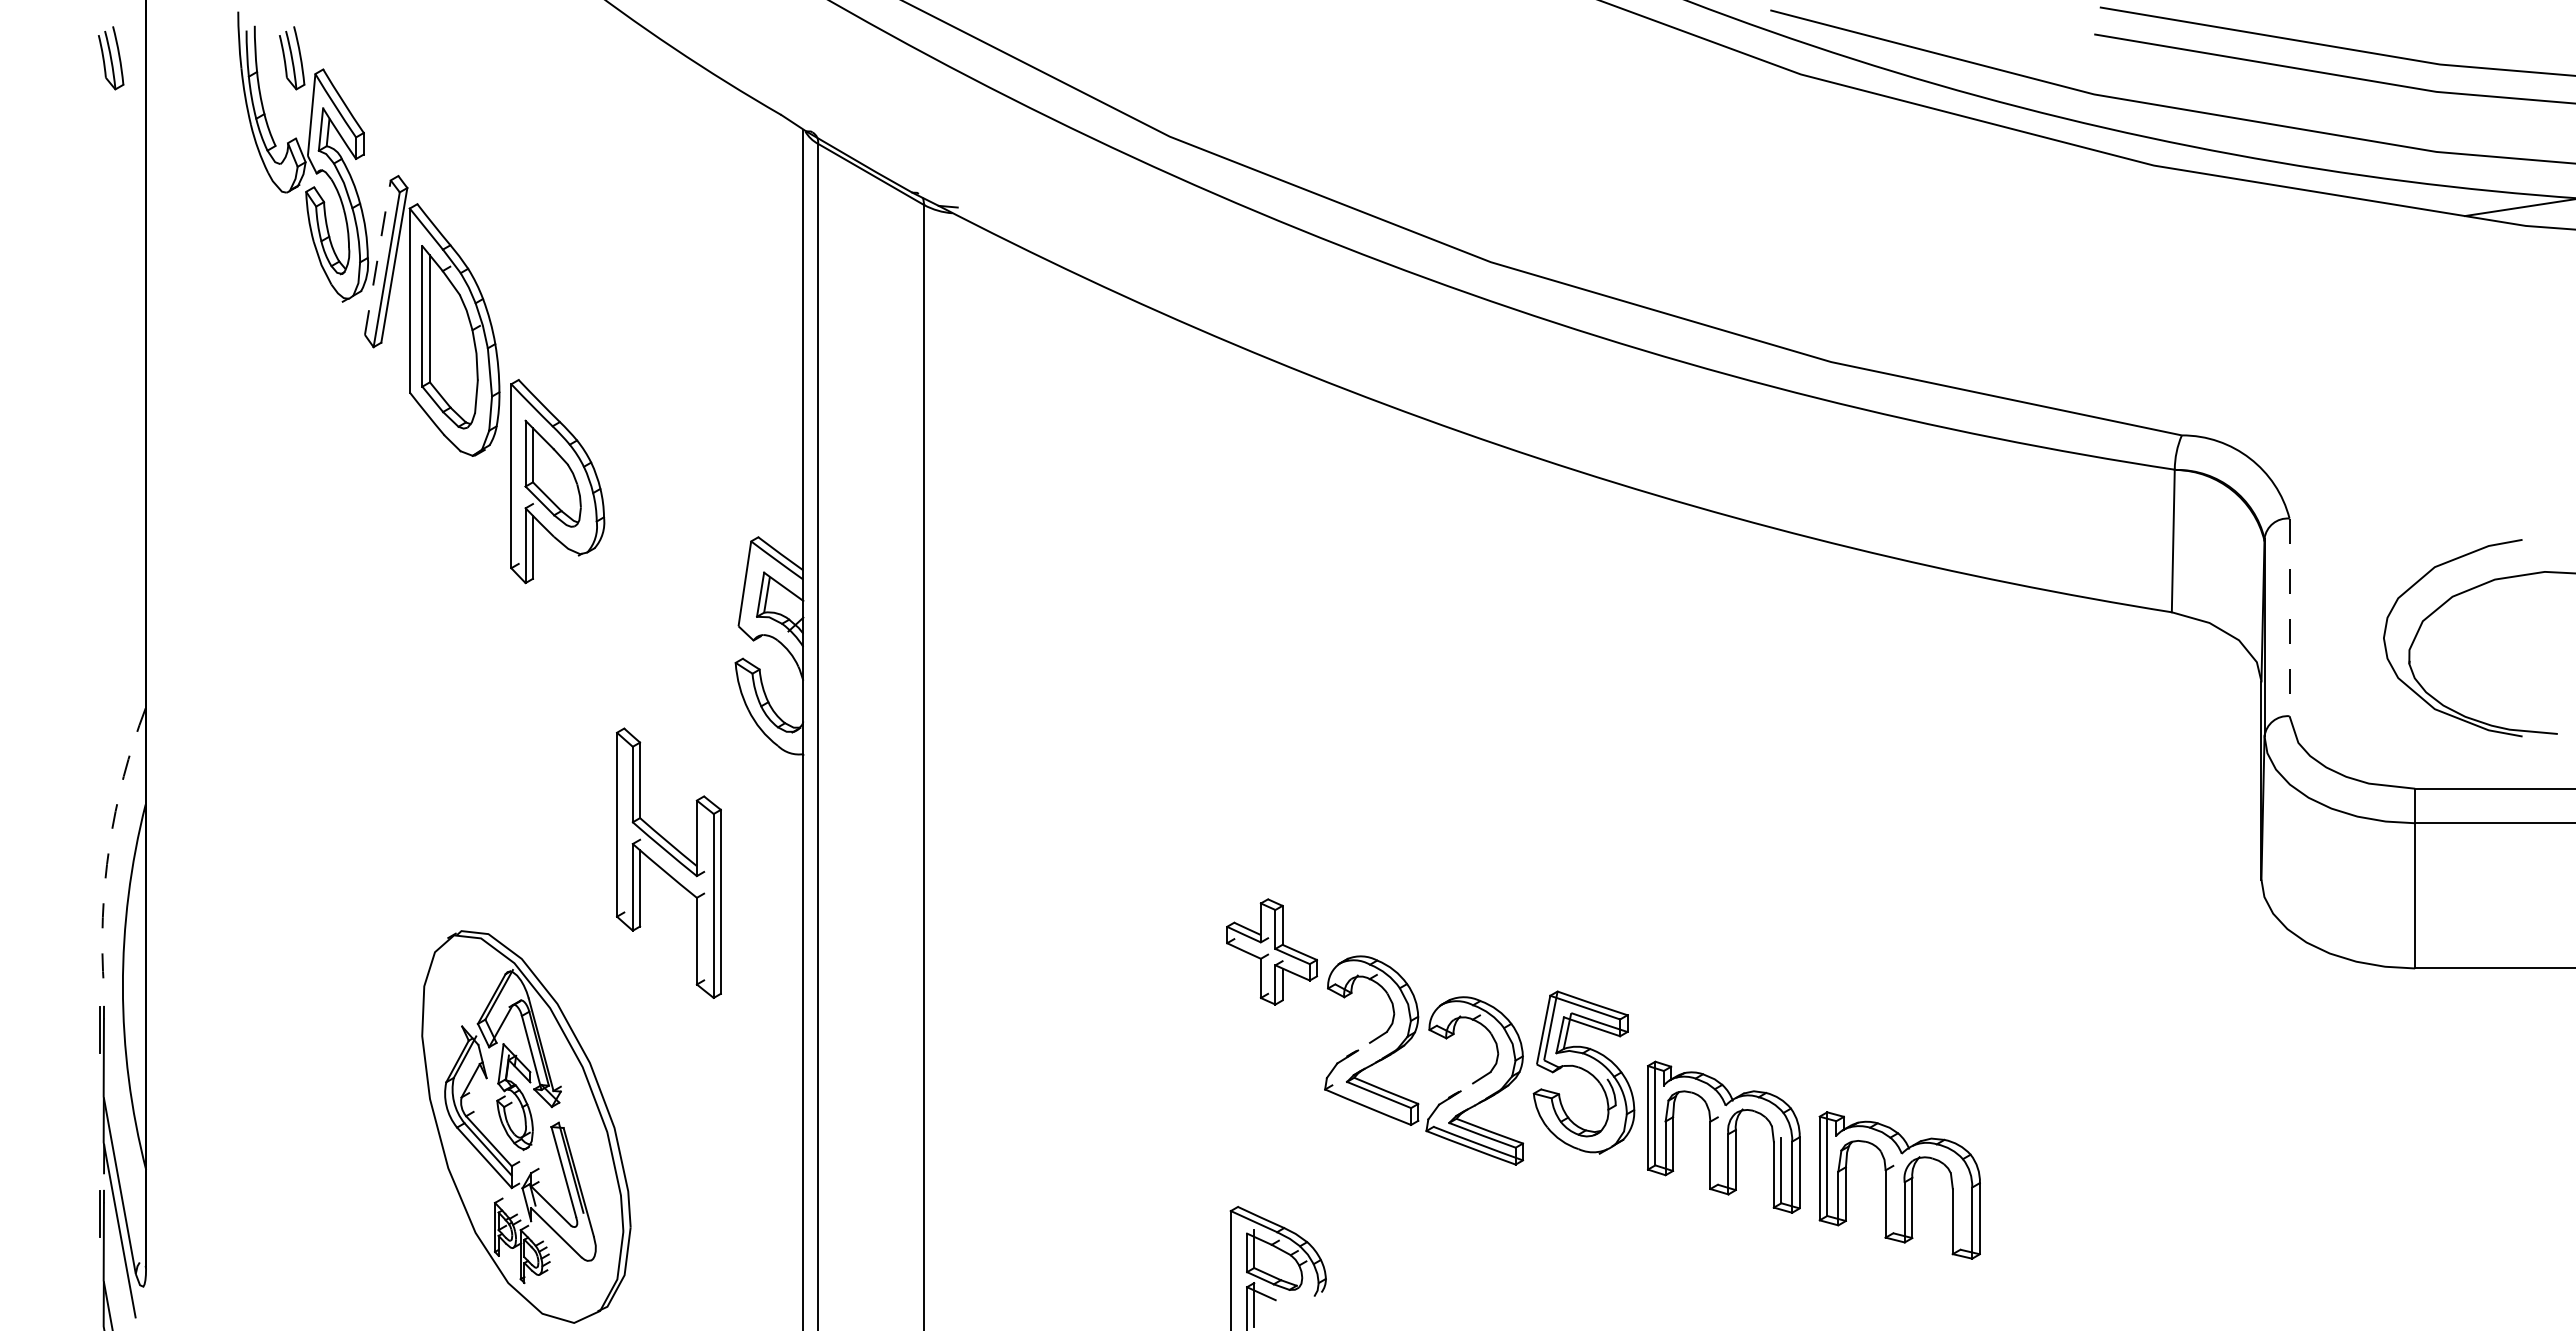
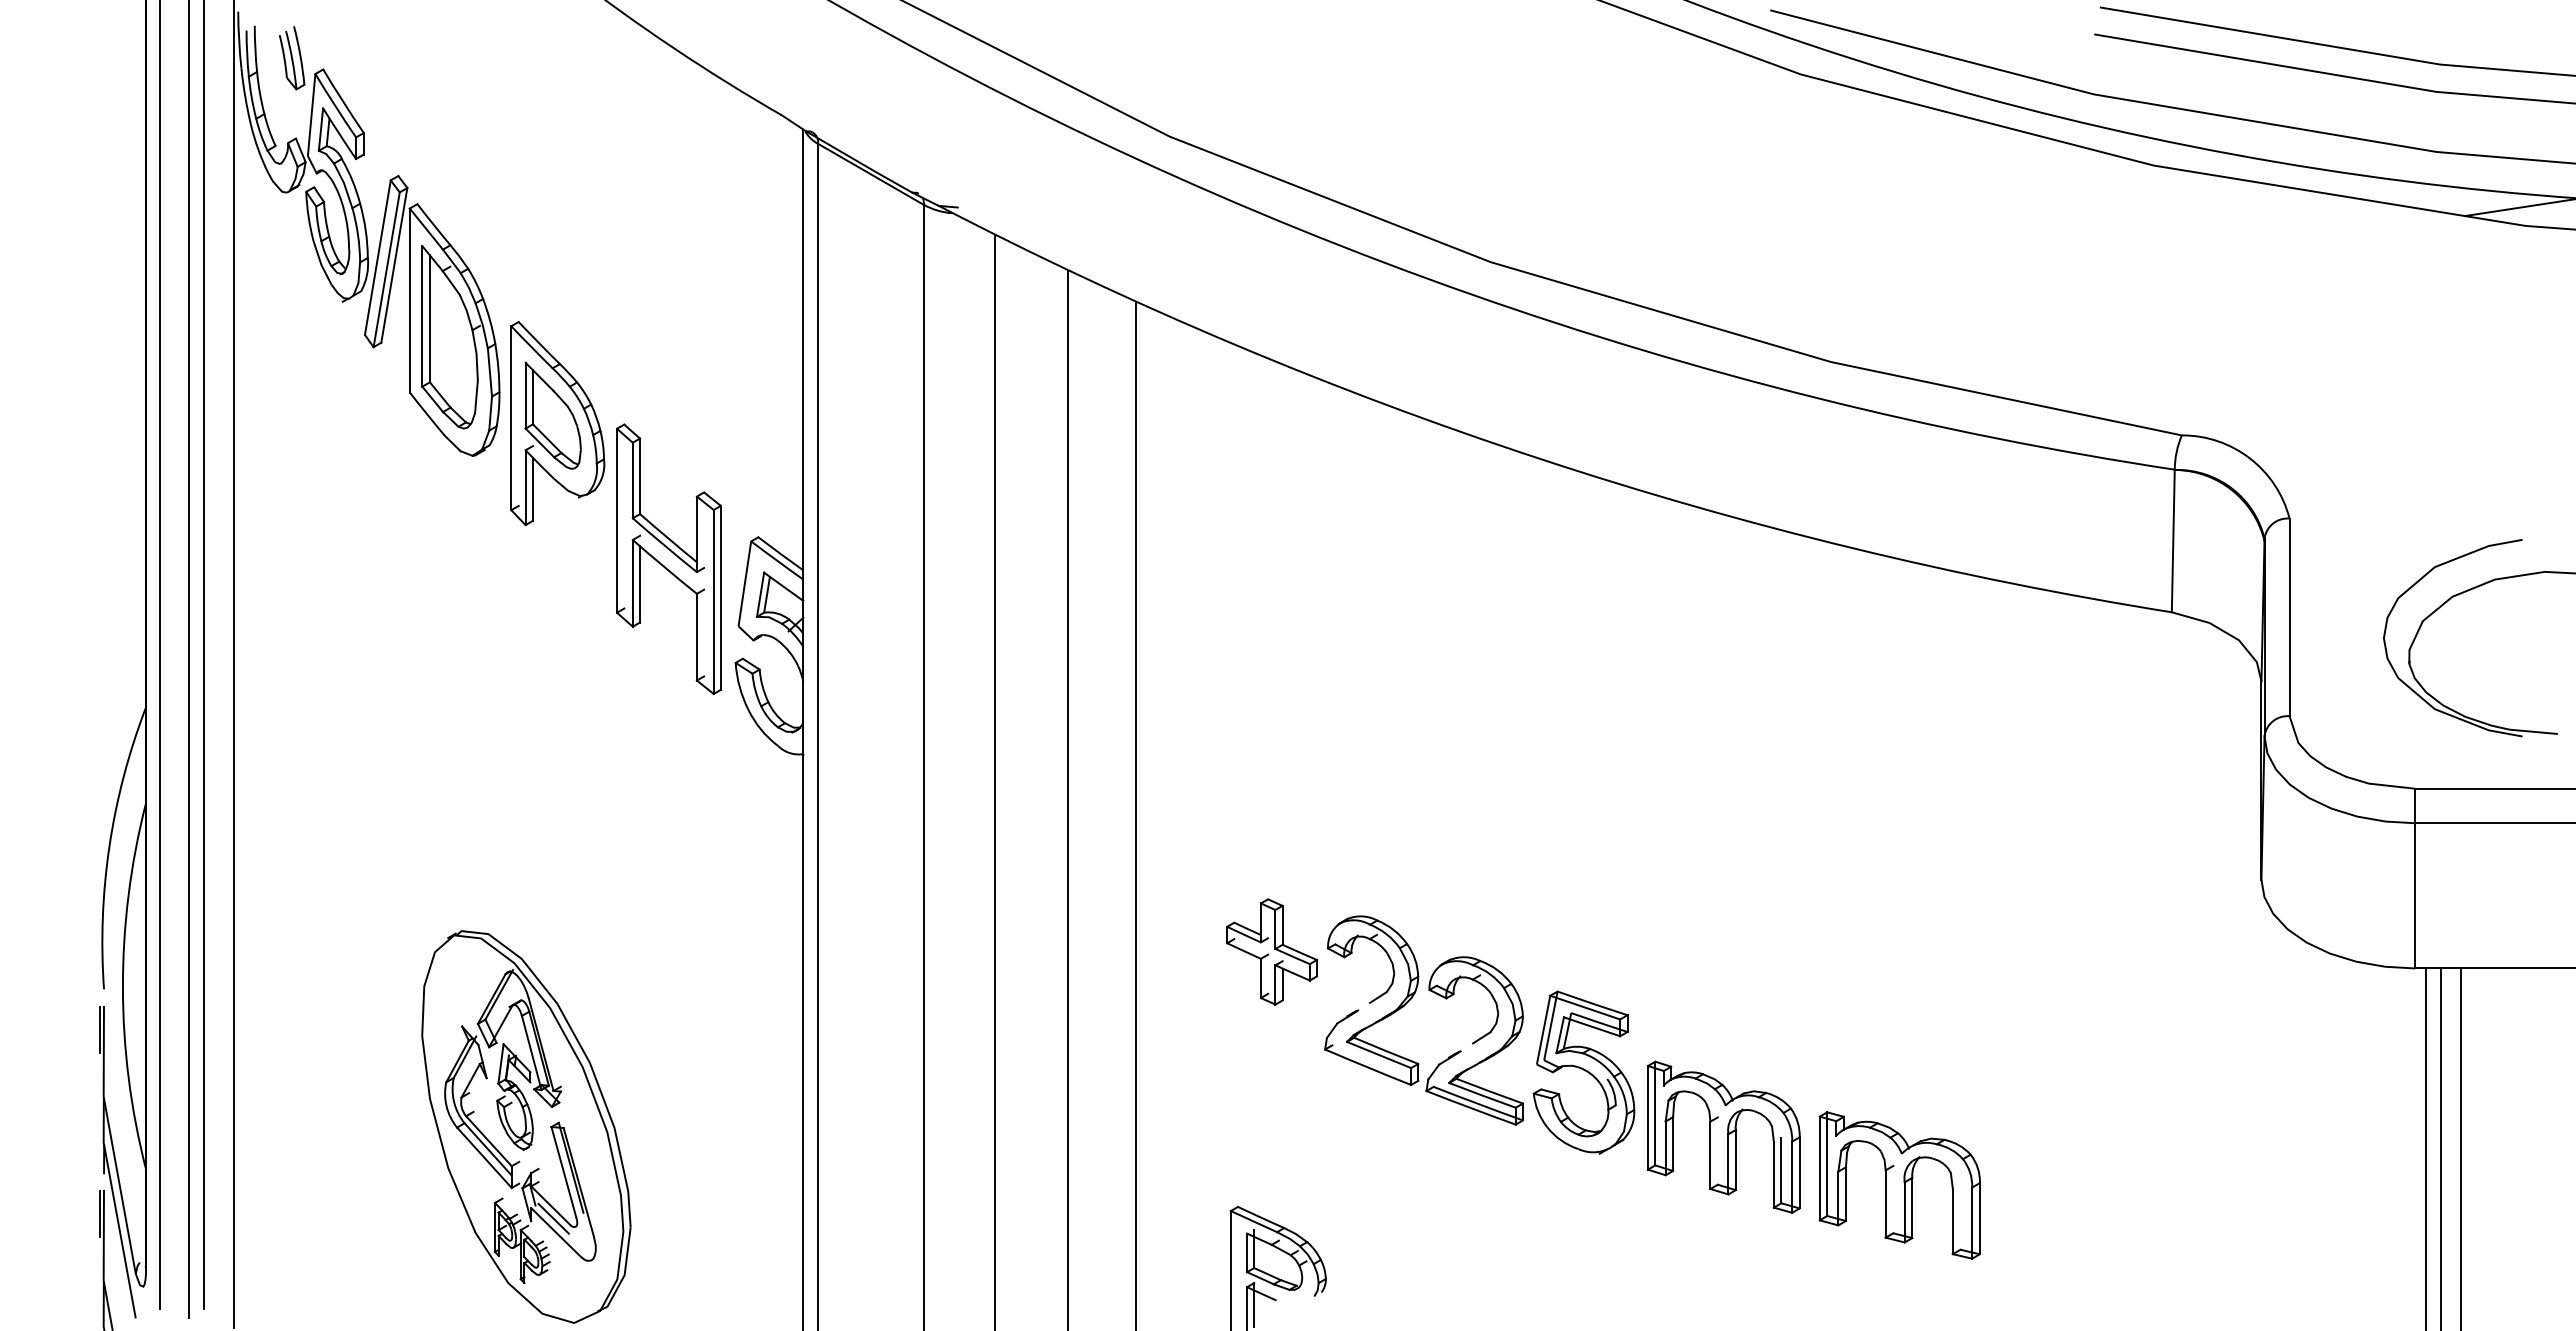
part: present -> none (111, 58)
line: dashed -> solid (377, 257)
part position: (557, 481) -> (557, 423) (557, 423)
line: dashed -> solid (2289, 617)
line: none -> present (159, 655)
line: none -> present (204, 655)
line: none -> present (189, 660)
line: none -> present (233, 664)
line: none -> present (995, 781)
line: none -> present (1067, 799)
line: none -> present (1136, 815)
arc: dashed -> solid (109, 846)
part position: (668, 862) -> (668, 558) (668, 558)
part position: (1407, 1043) -> (1407, 1003) (1407, 1003)
line: none -> present (2425, 1147)
line: none -> present (2441, 1147)
line: none -> present (2461, 1147)
line: none -> present (553, 1218)
